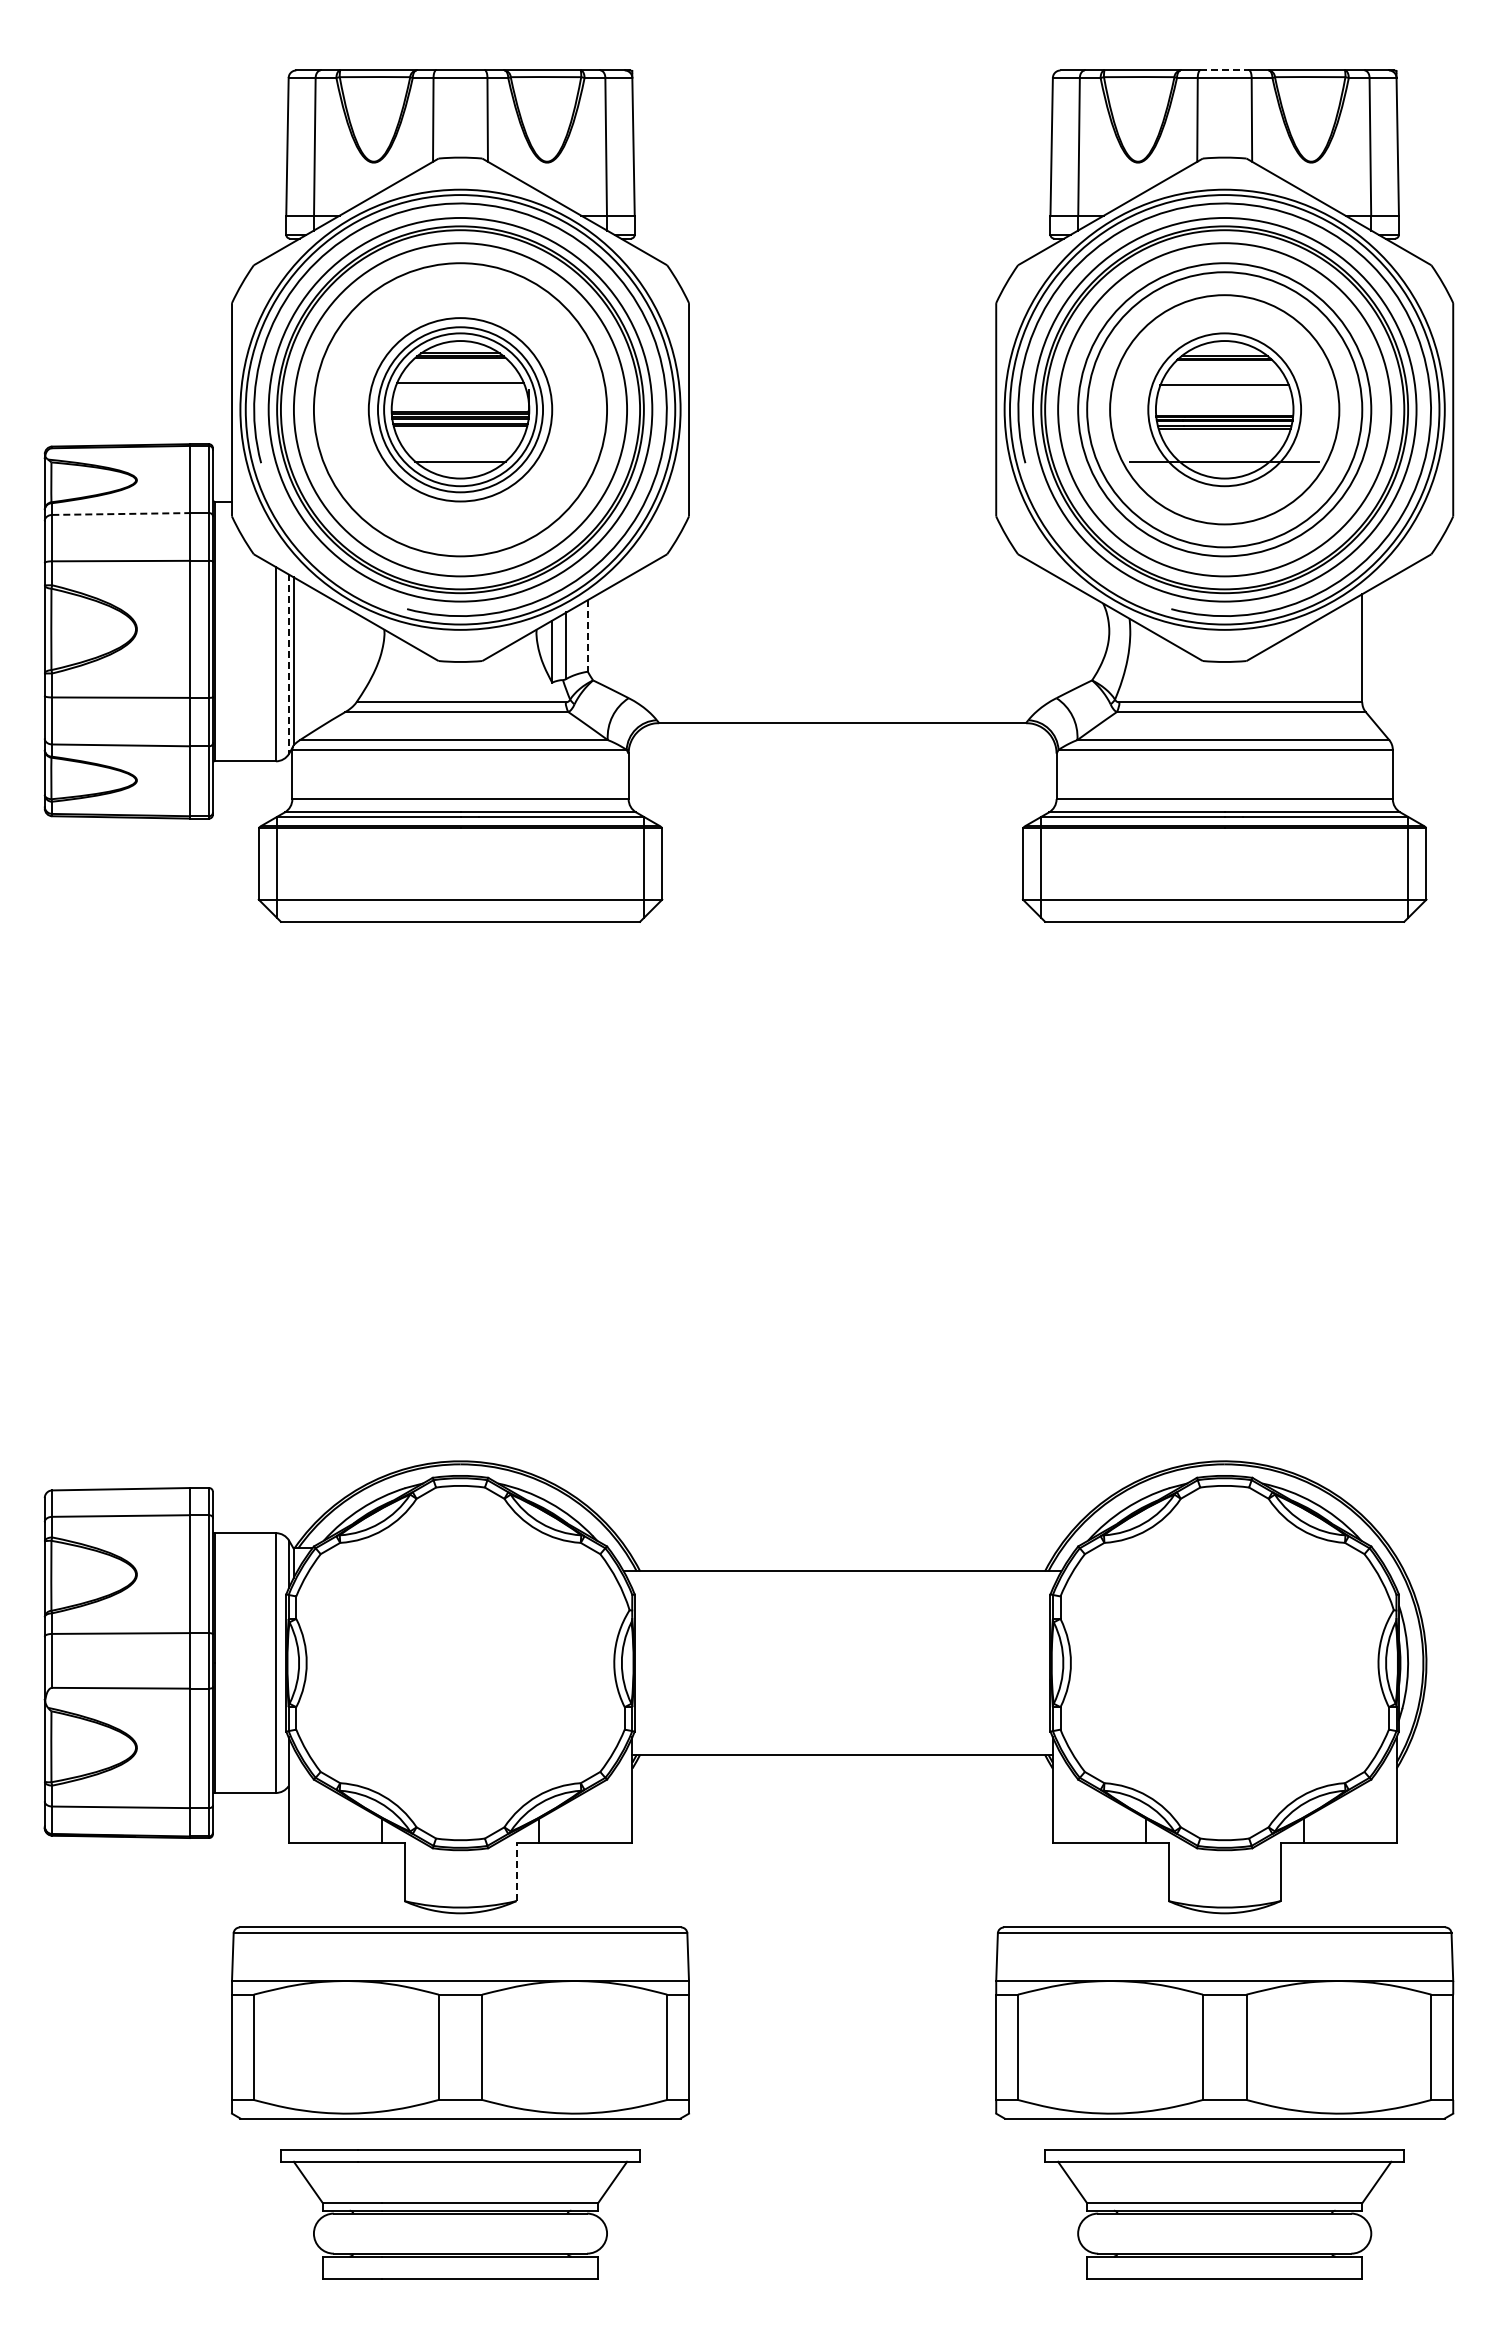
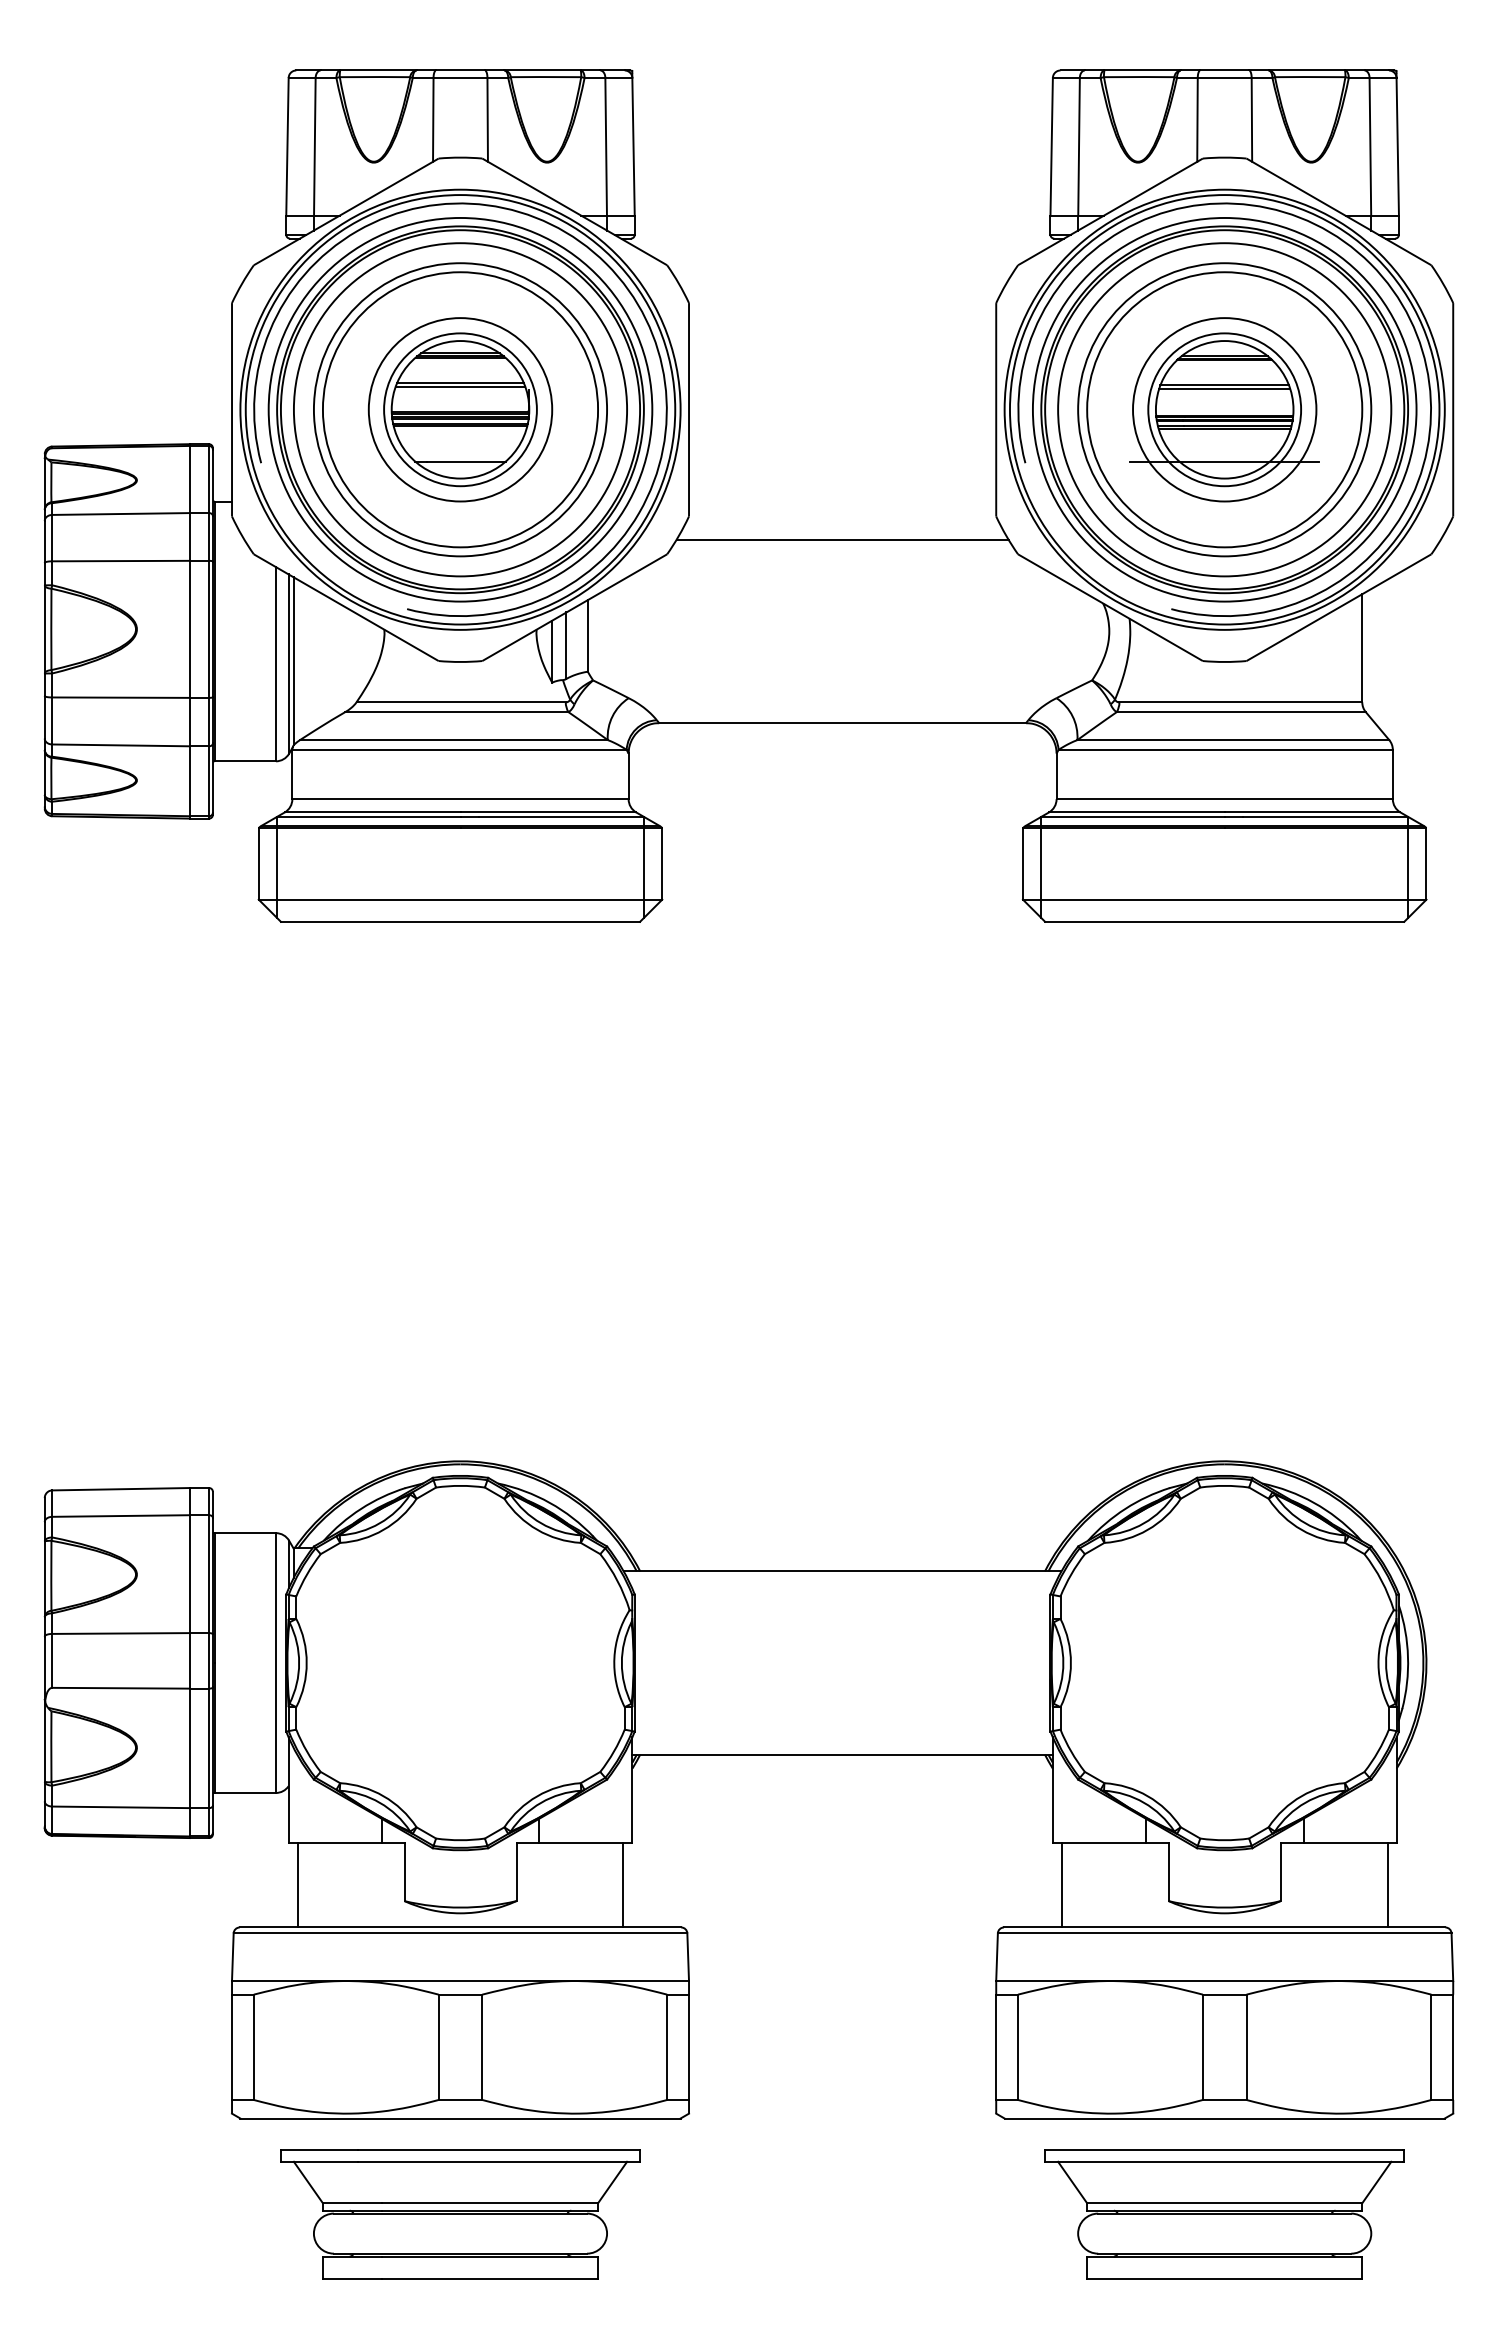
line: dashed -> solid (1225, 70)
line: none -> present (460, 386)
line: none -> present (1224, 389)
circle diameter: 165 px -> 275 px (460, 409)
circle diameter: 229 px -> 183 px (1224, 409)
line: dashed -> solid (121, 514)
line: none -> present (842, 539)
line: dashed -> solid (587, 635)
line: dashed -> solid (289, 664)
line: dashed -> solid (516, 1871)
line: none -> present (297, 1884)
line: none -> present (623, 1884)
line: none -> present (1061, 1884)
line: none -> present (1387, 1884)
